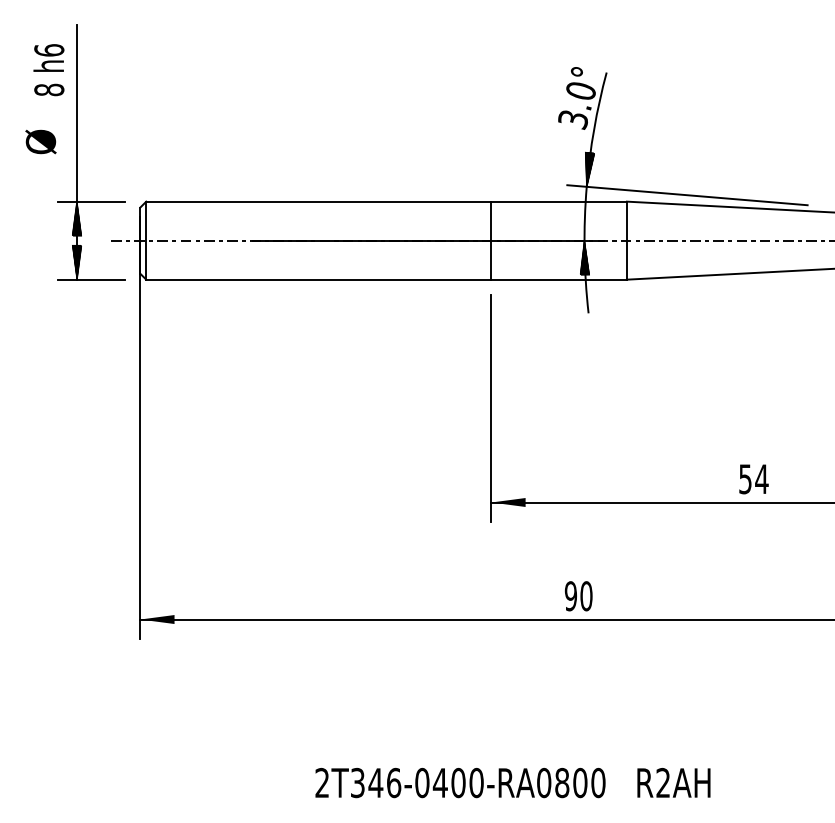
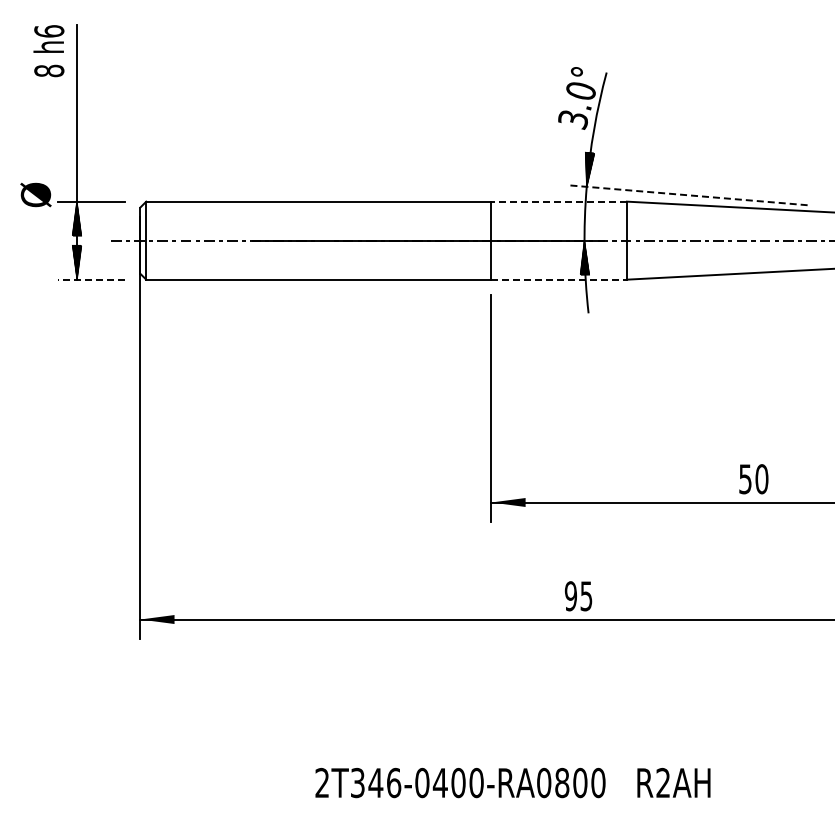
text position: (48, 70) -> (48, 51) (48, 51)
text position: (40, 141) -> (35, 194) (35, 194)
line: solid -> dashed (687, 195)
line: solid -> dashed (559, 201)
line: solid -> dashed (91, 279)
line: solid -> dashed (559, 279)
text: 54 -> 50 (761, 479)
text: 90 -> 95 (586, 596)
